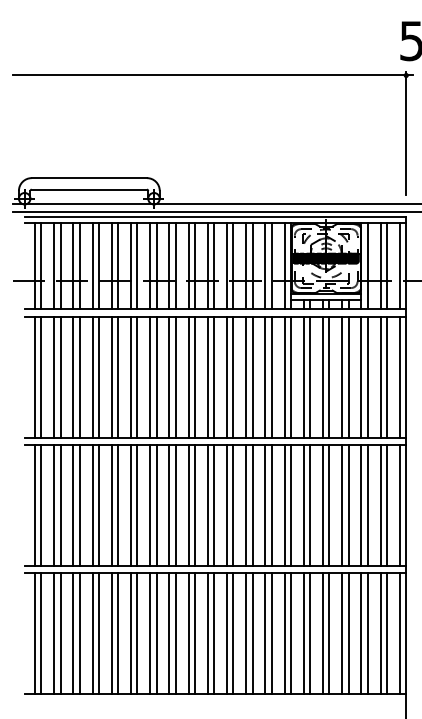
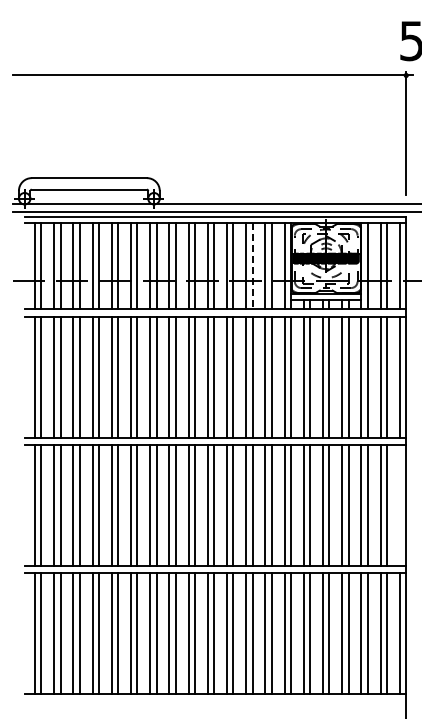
line: solid -> dashed (252, 266)
line: present -> none (399, 505)
